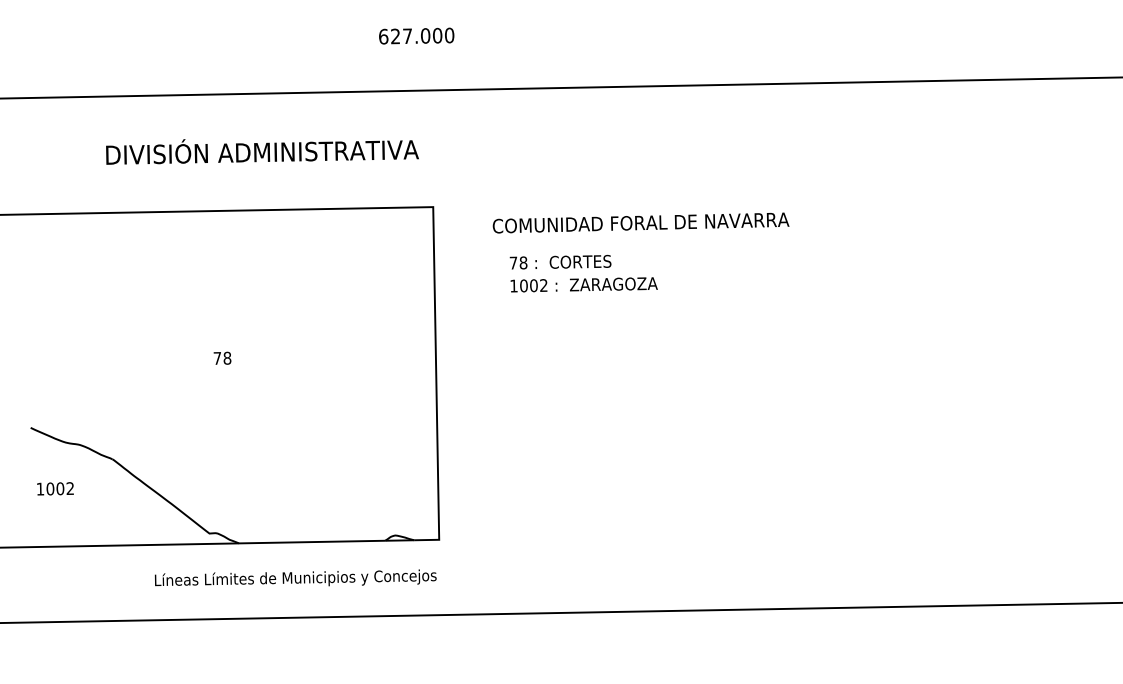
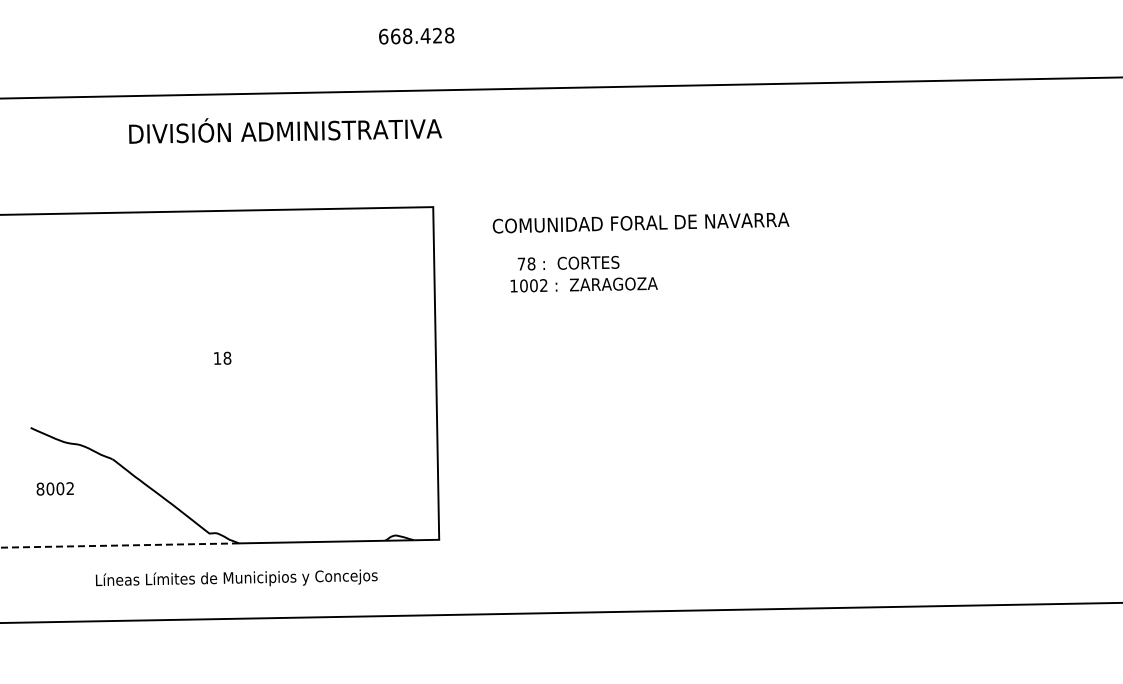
text: 627.000 -> 668.428 (422, 36)
text position: (262, 151) -> (285, 130) (285, 130)
text position: (560, 261) -> (568, 262) (568, 262)
text: 78 -> 18 (217, 358)
text: 1002 -> 8002 (40, 488)
line: solid -> dashed (119, 545)
text position: (295, 577) -> (236, 577) (236, 577)
